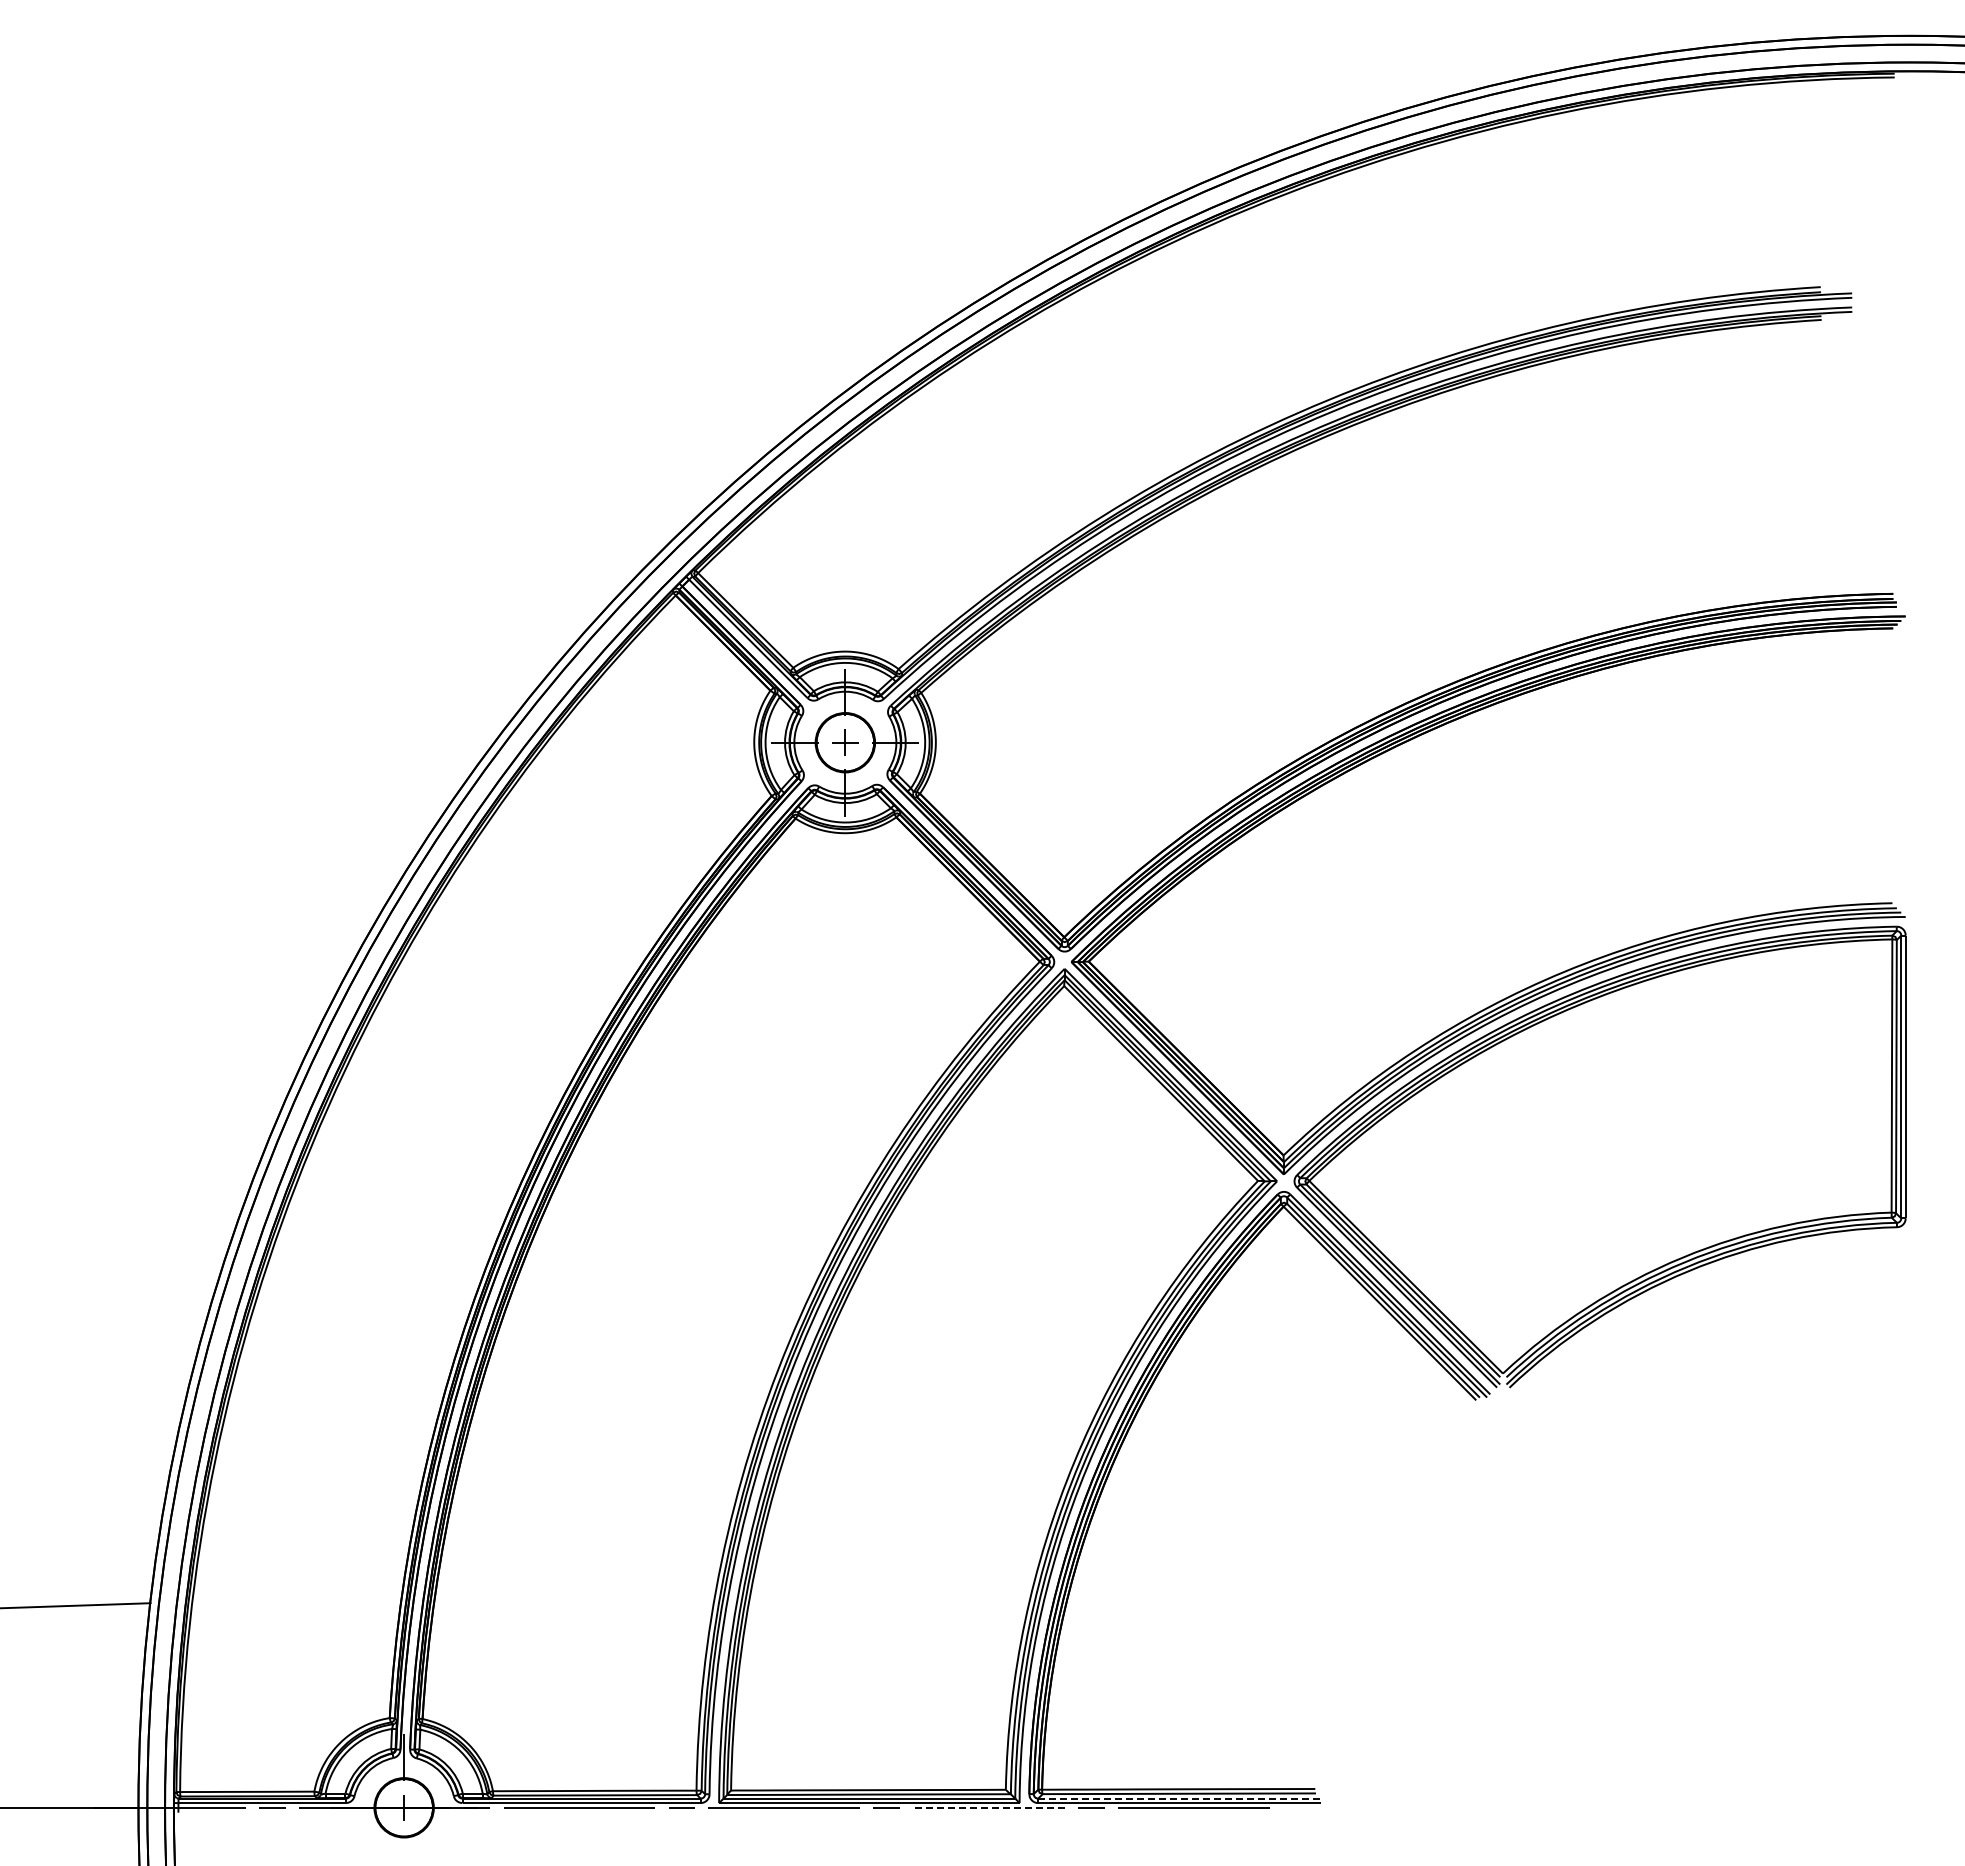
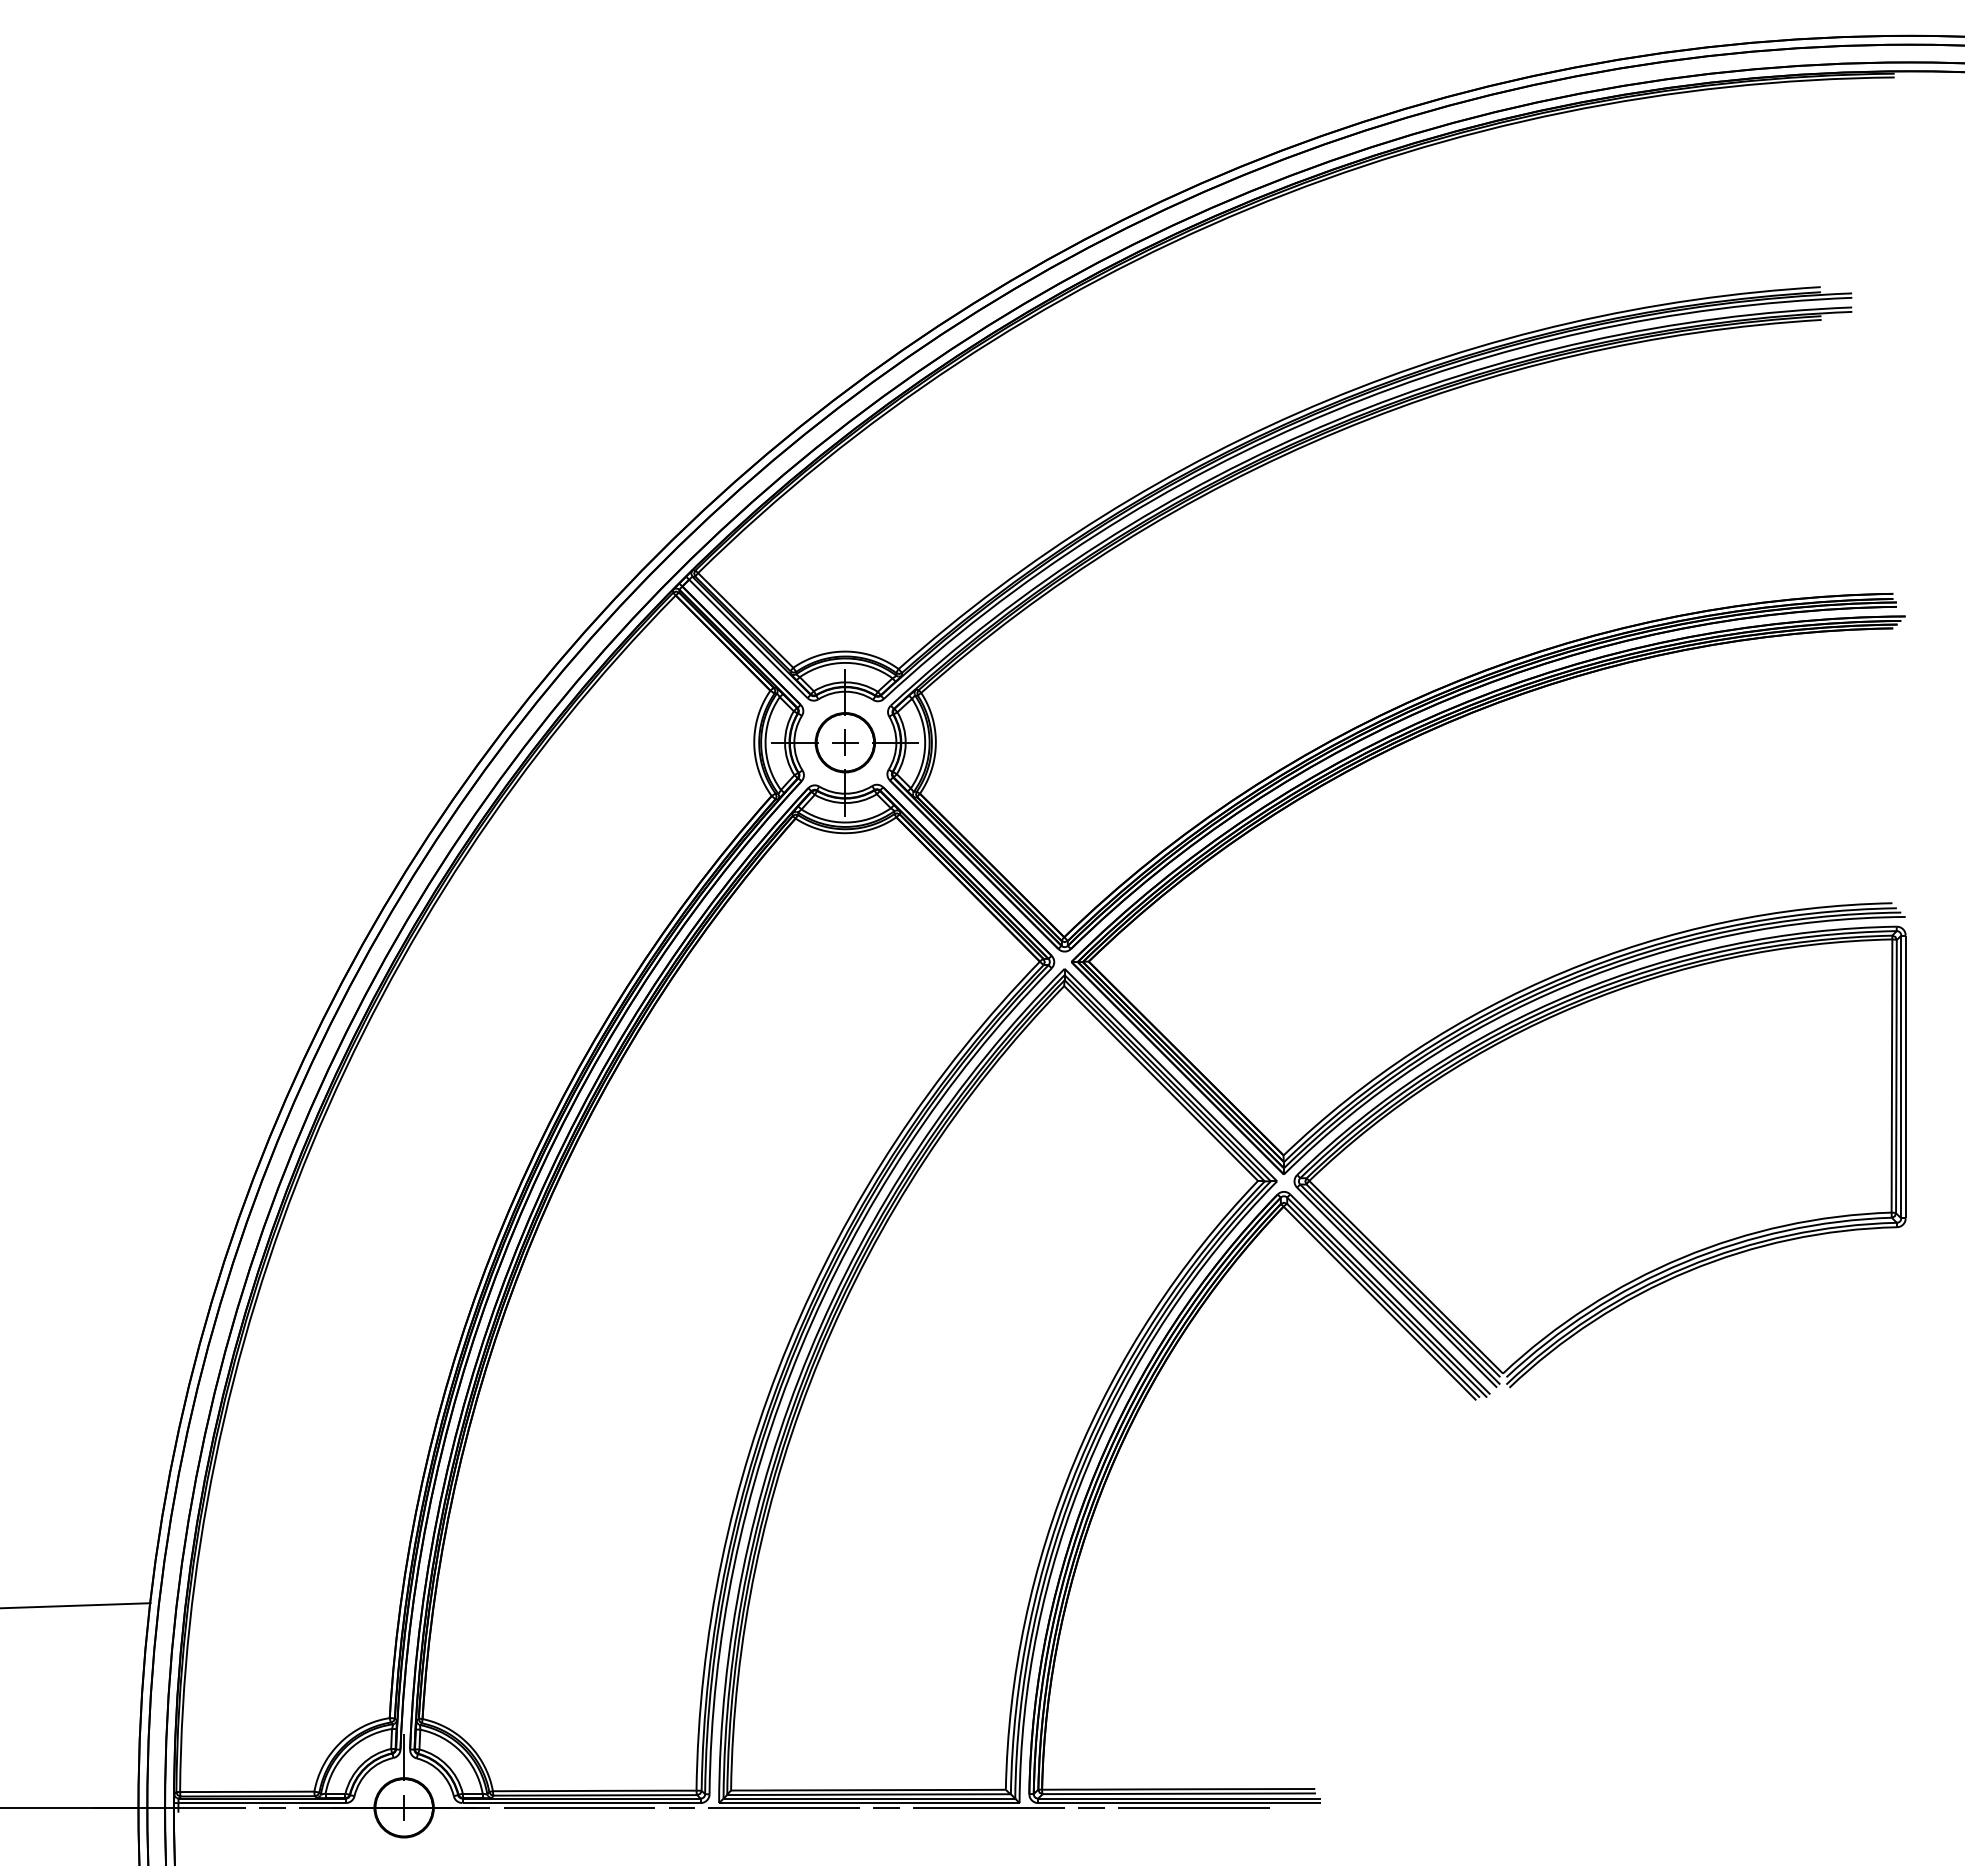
line: dashed -> solid (1180, 1798)
line: dashed -> solid (989, 1807)
